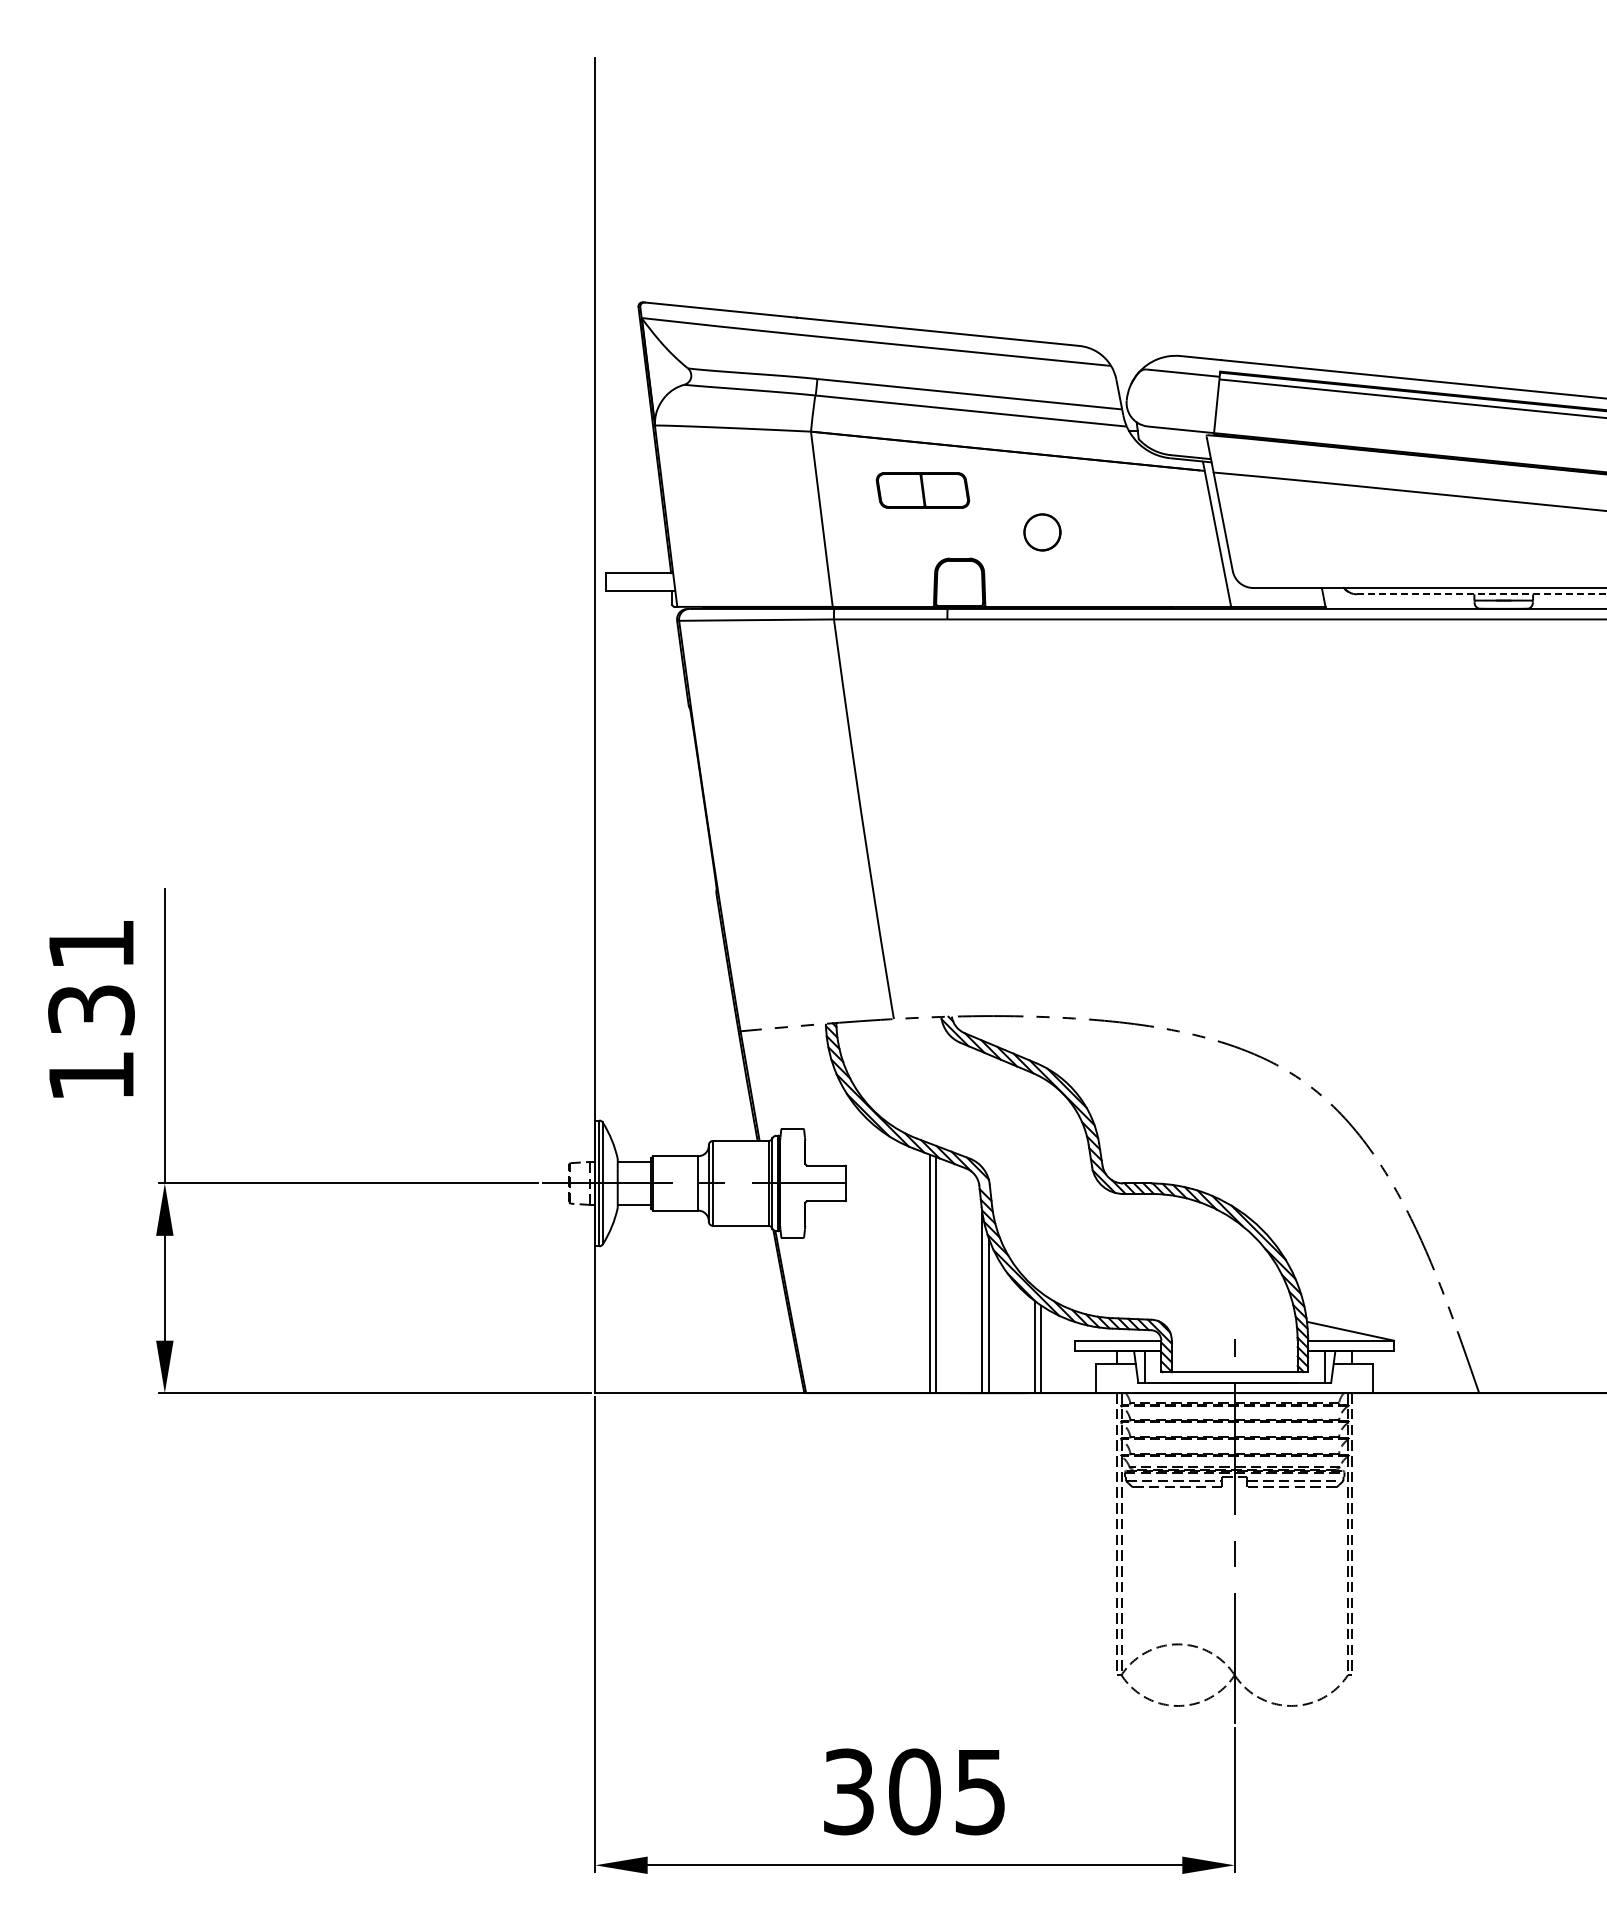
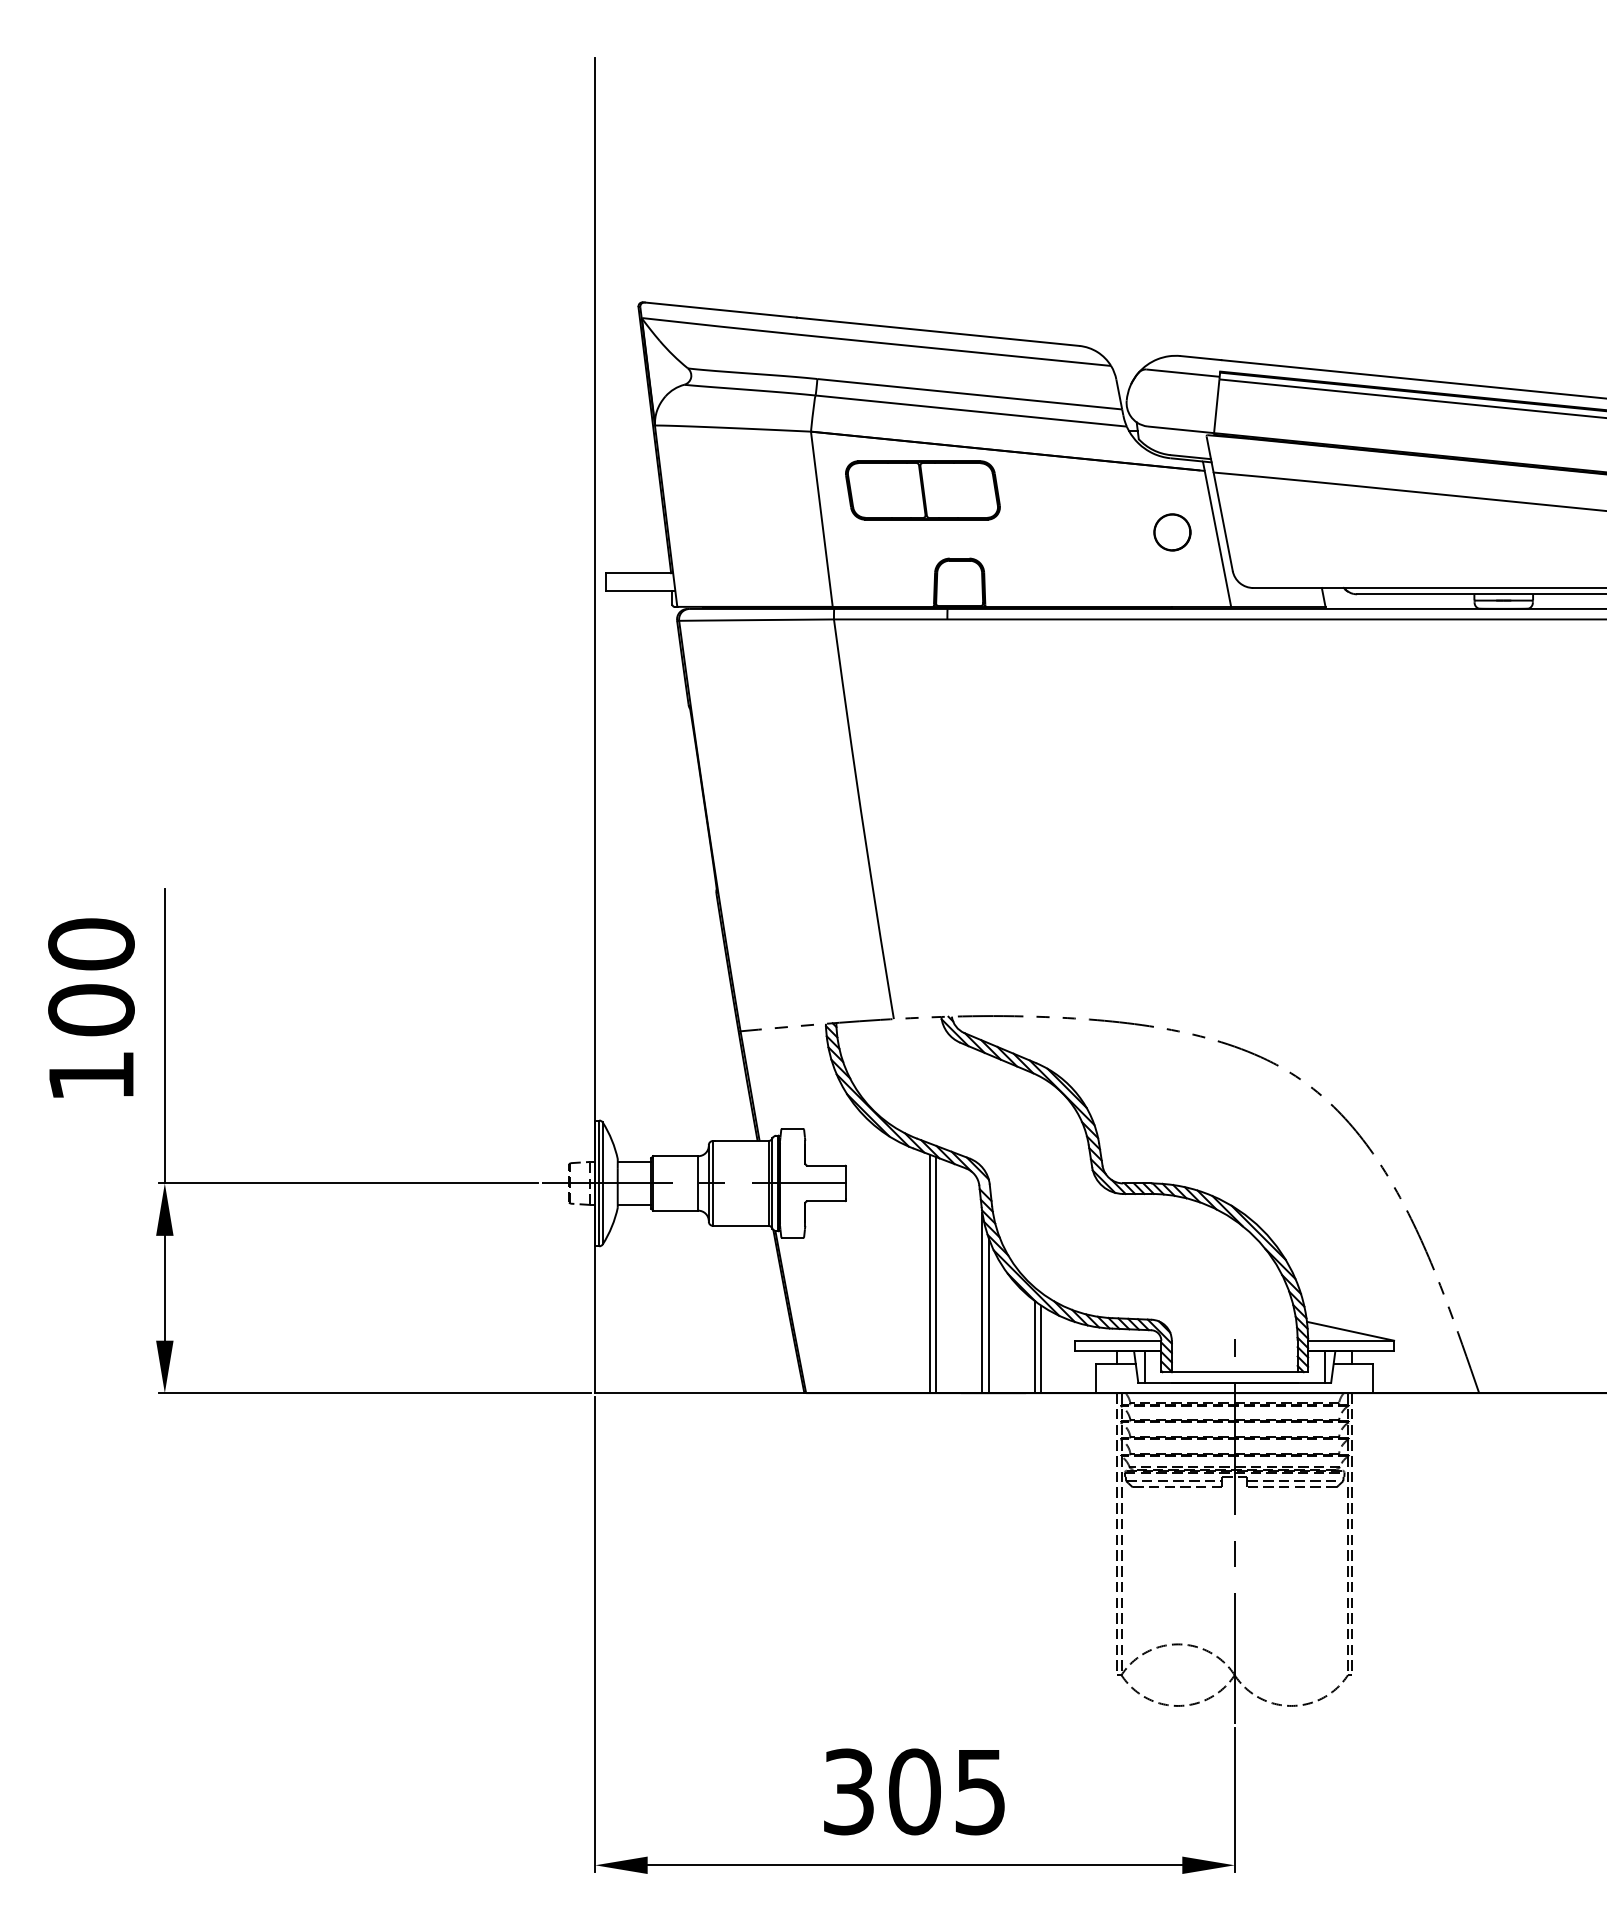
part size: 96x37 px -> 156x61 px (922, 490)
part position: (1042, 532) -> (1172, 532) (1172, 532)
line: dashed -> solid (1482, 594)
text: 131 -> 100 (91, 977)
